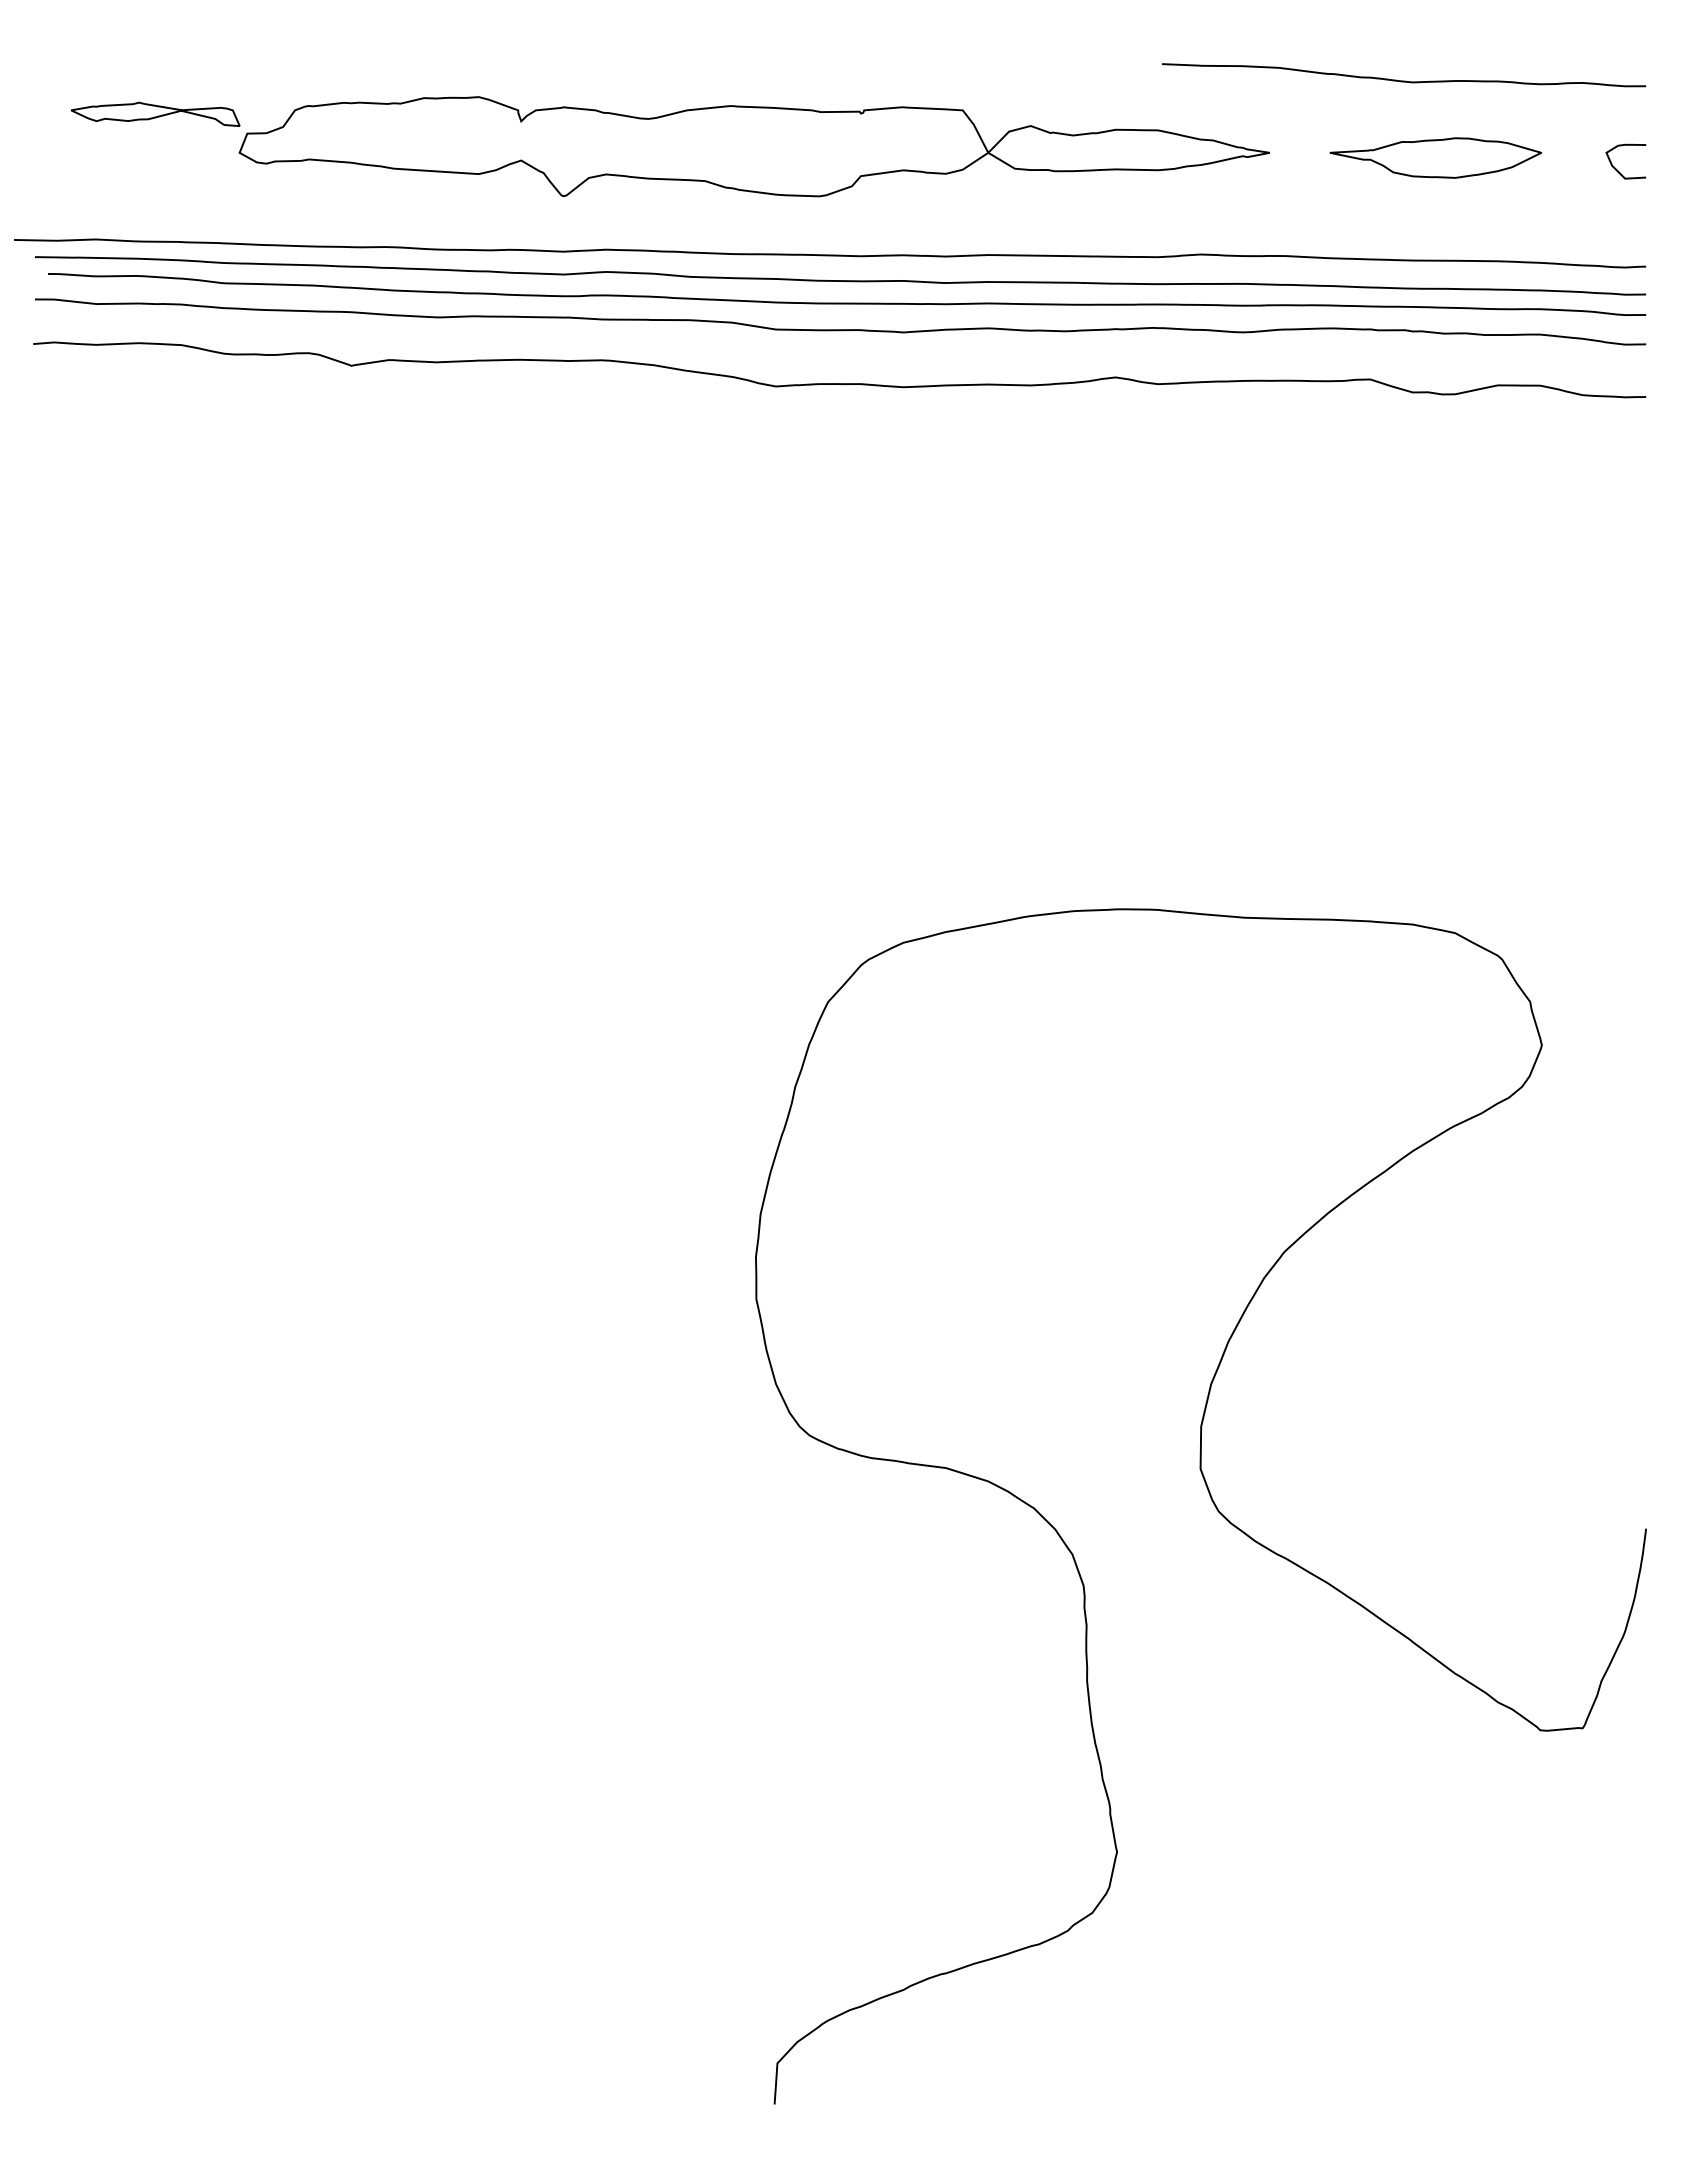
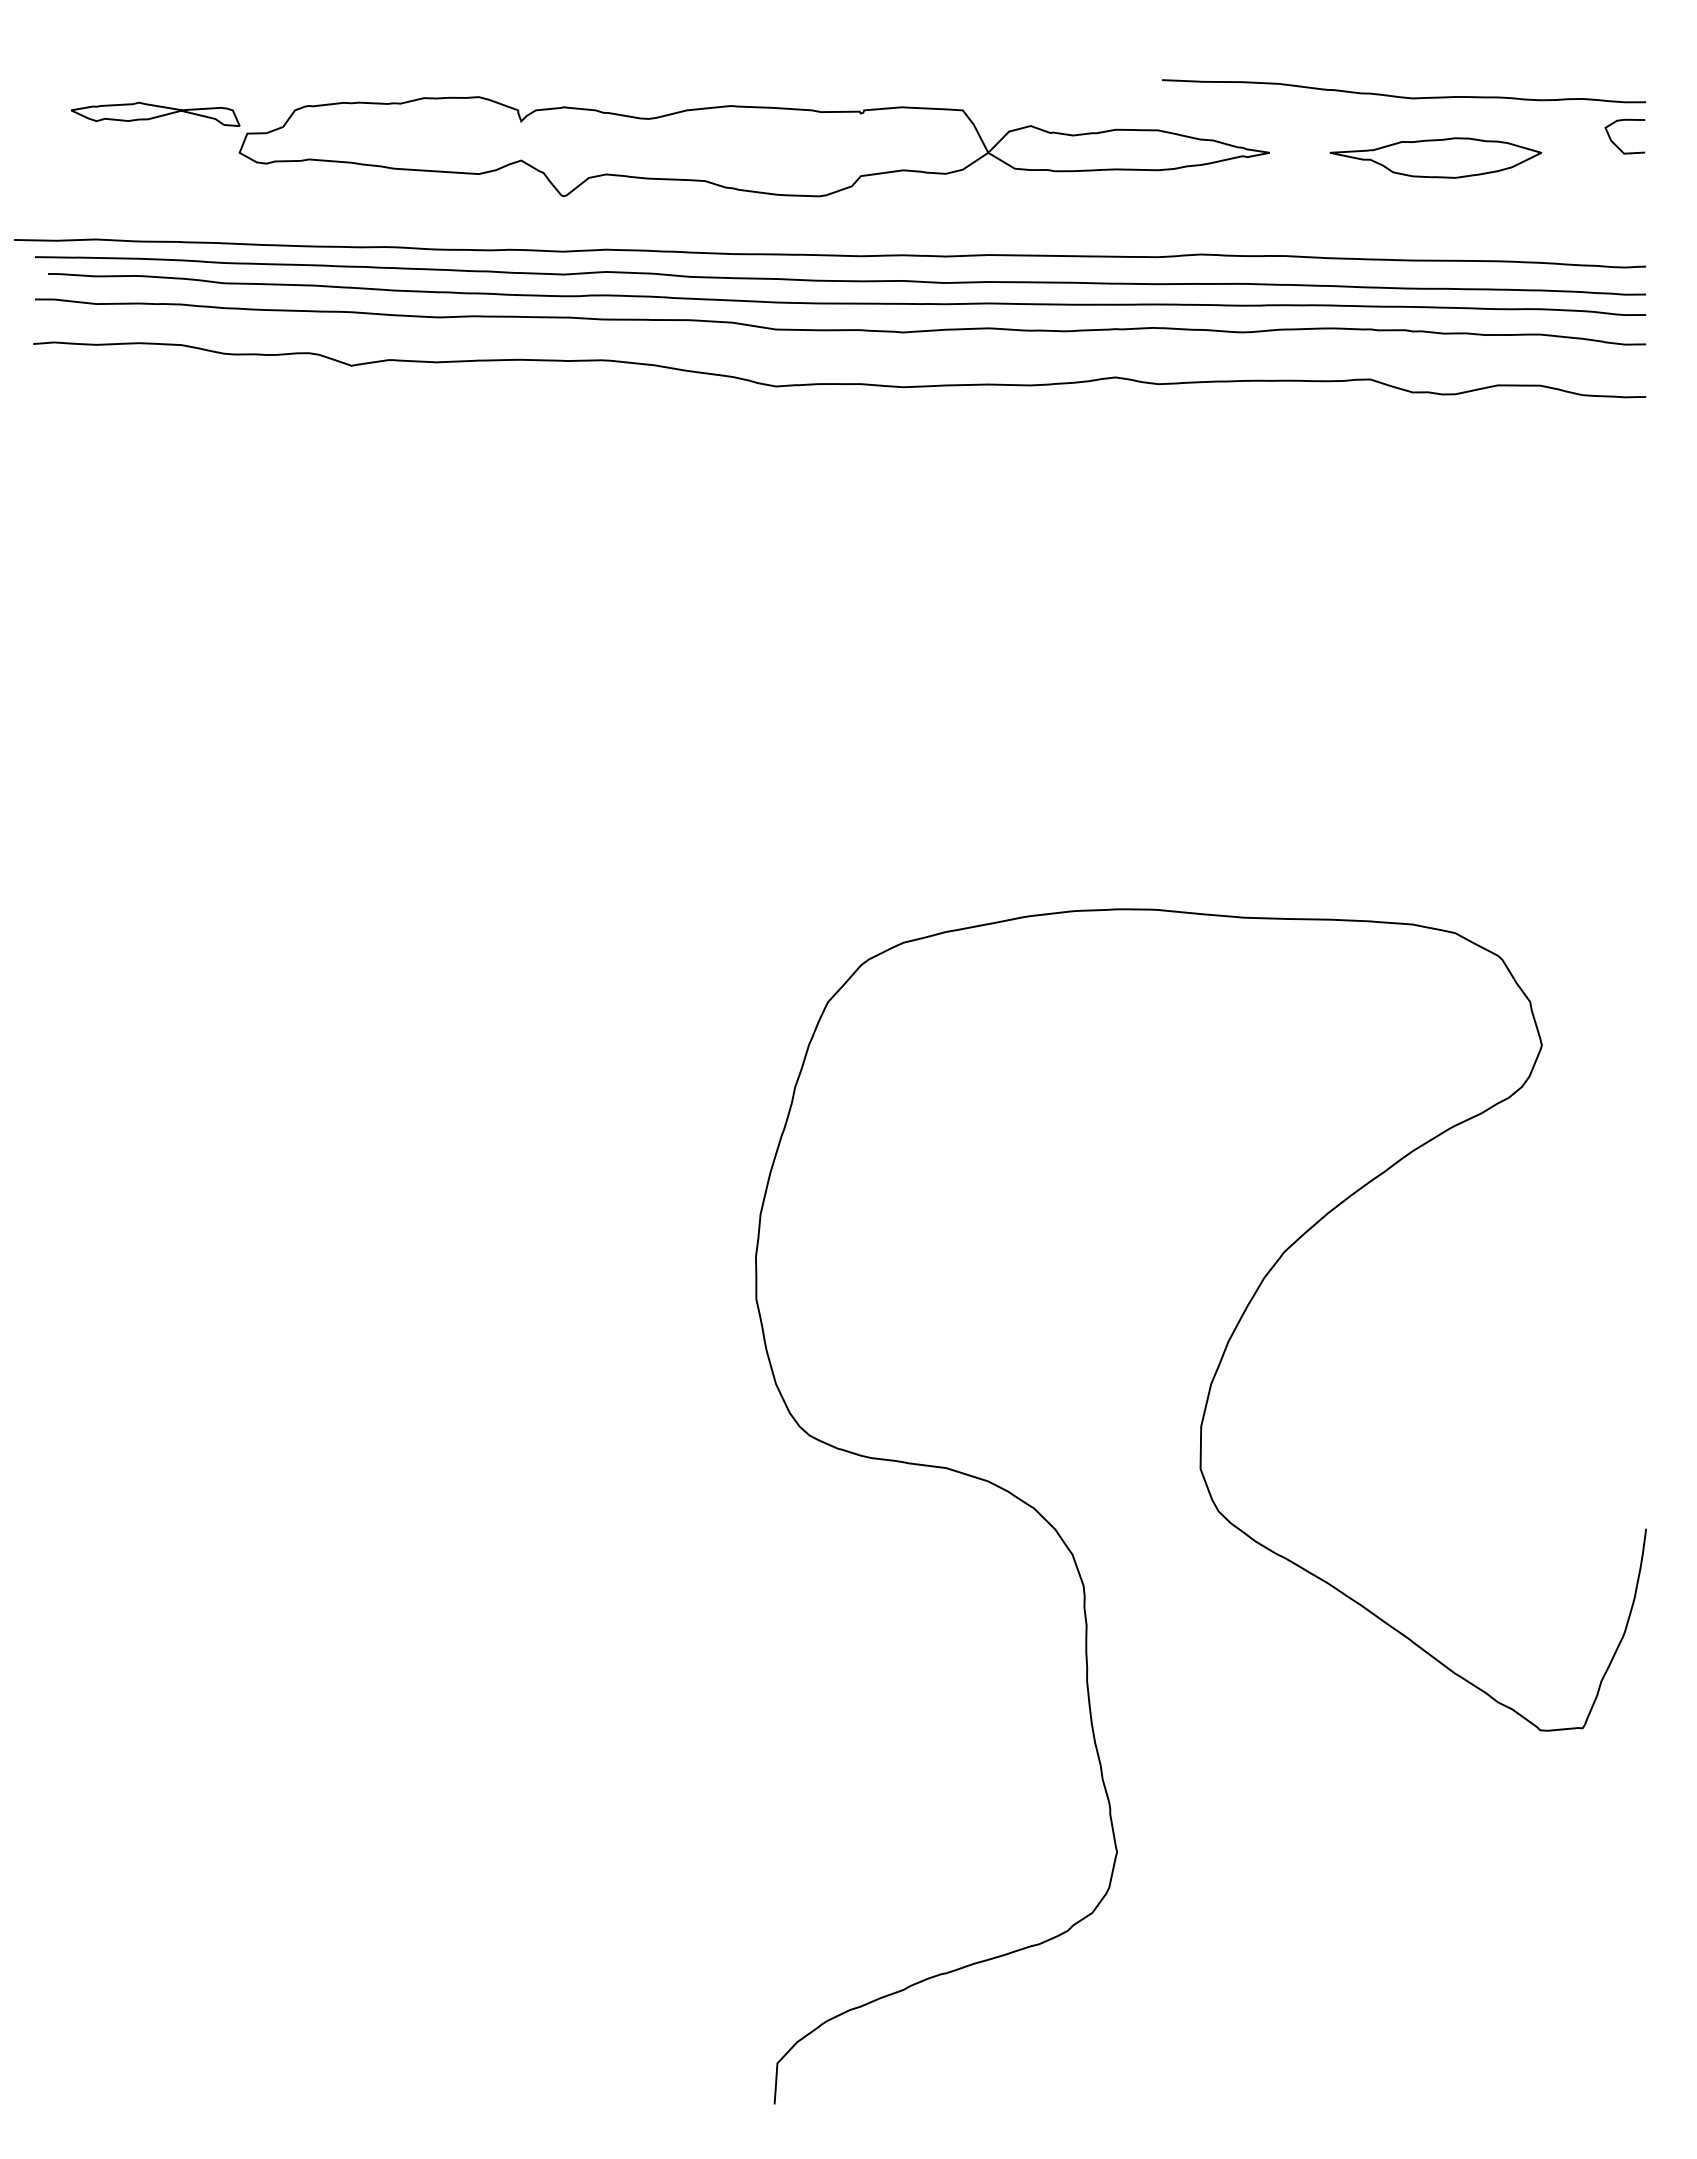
curve position: (1404, 80) -> (1404, 96) (1404, 96)
curve position: (1617, 169) -> (1616, 144) (1616, 144)
